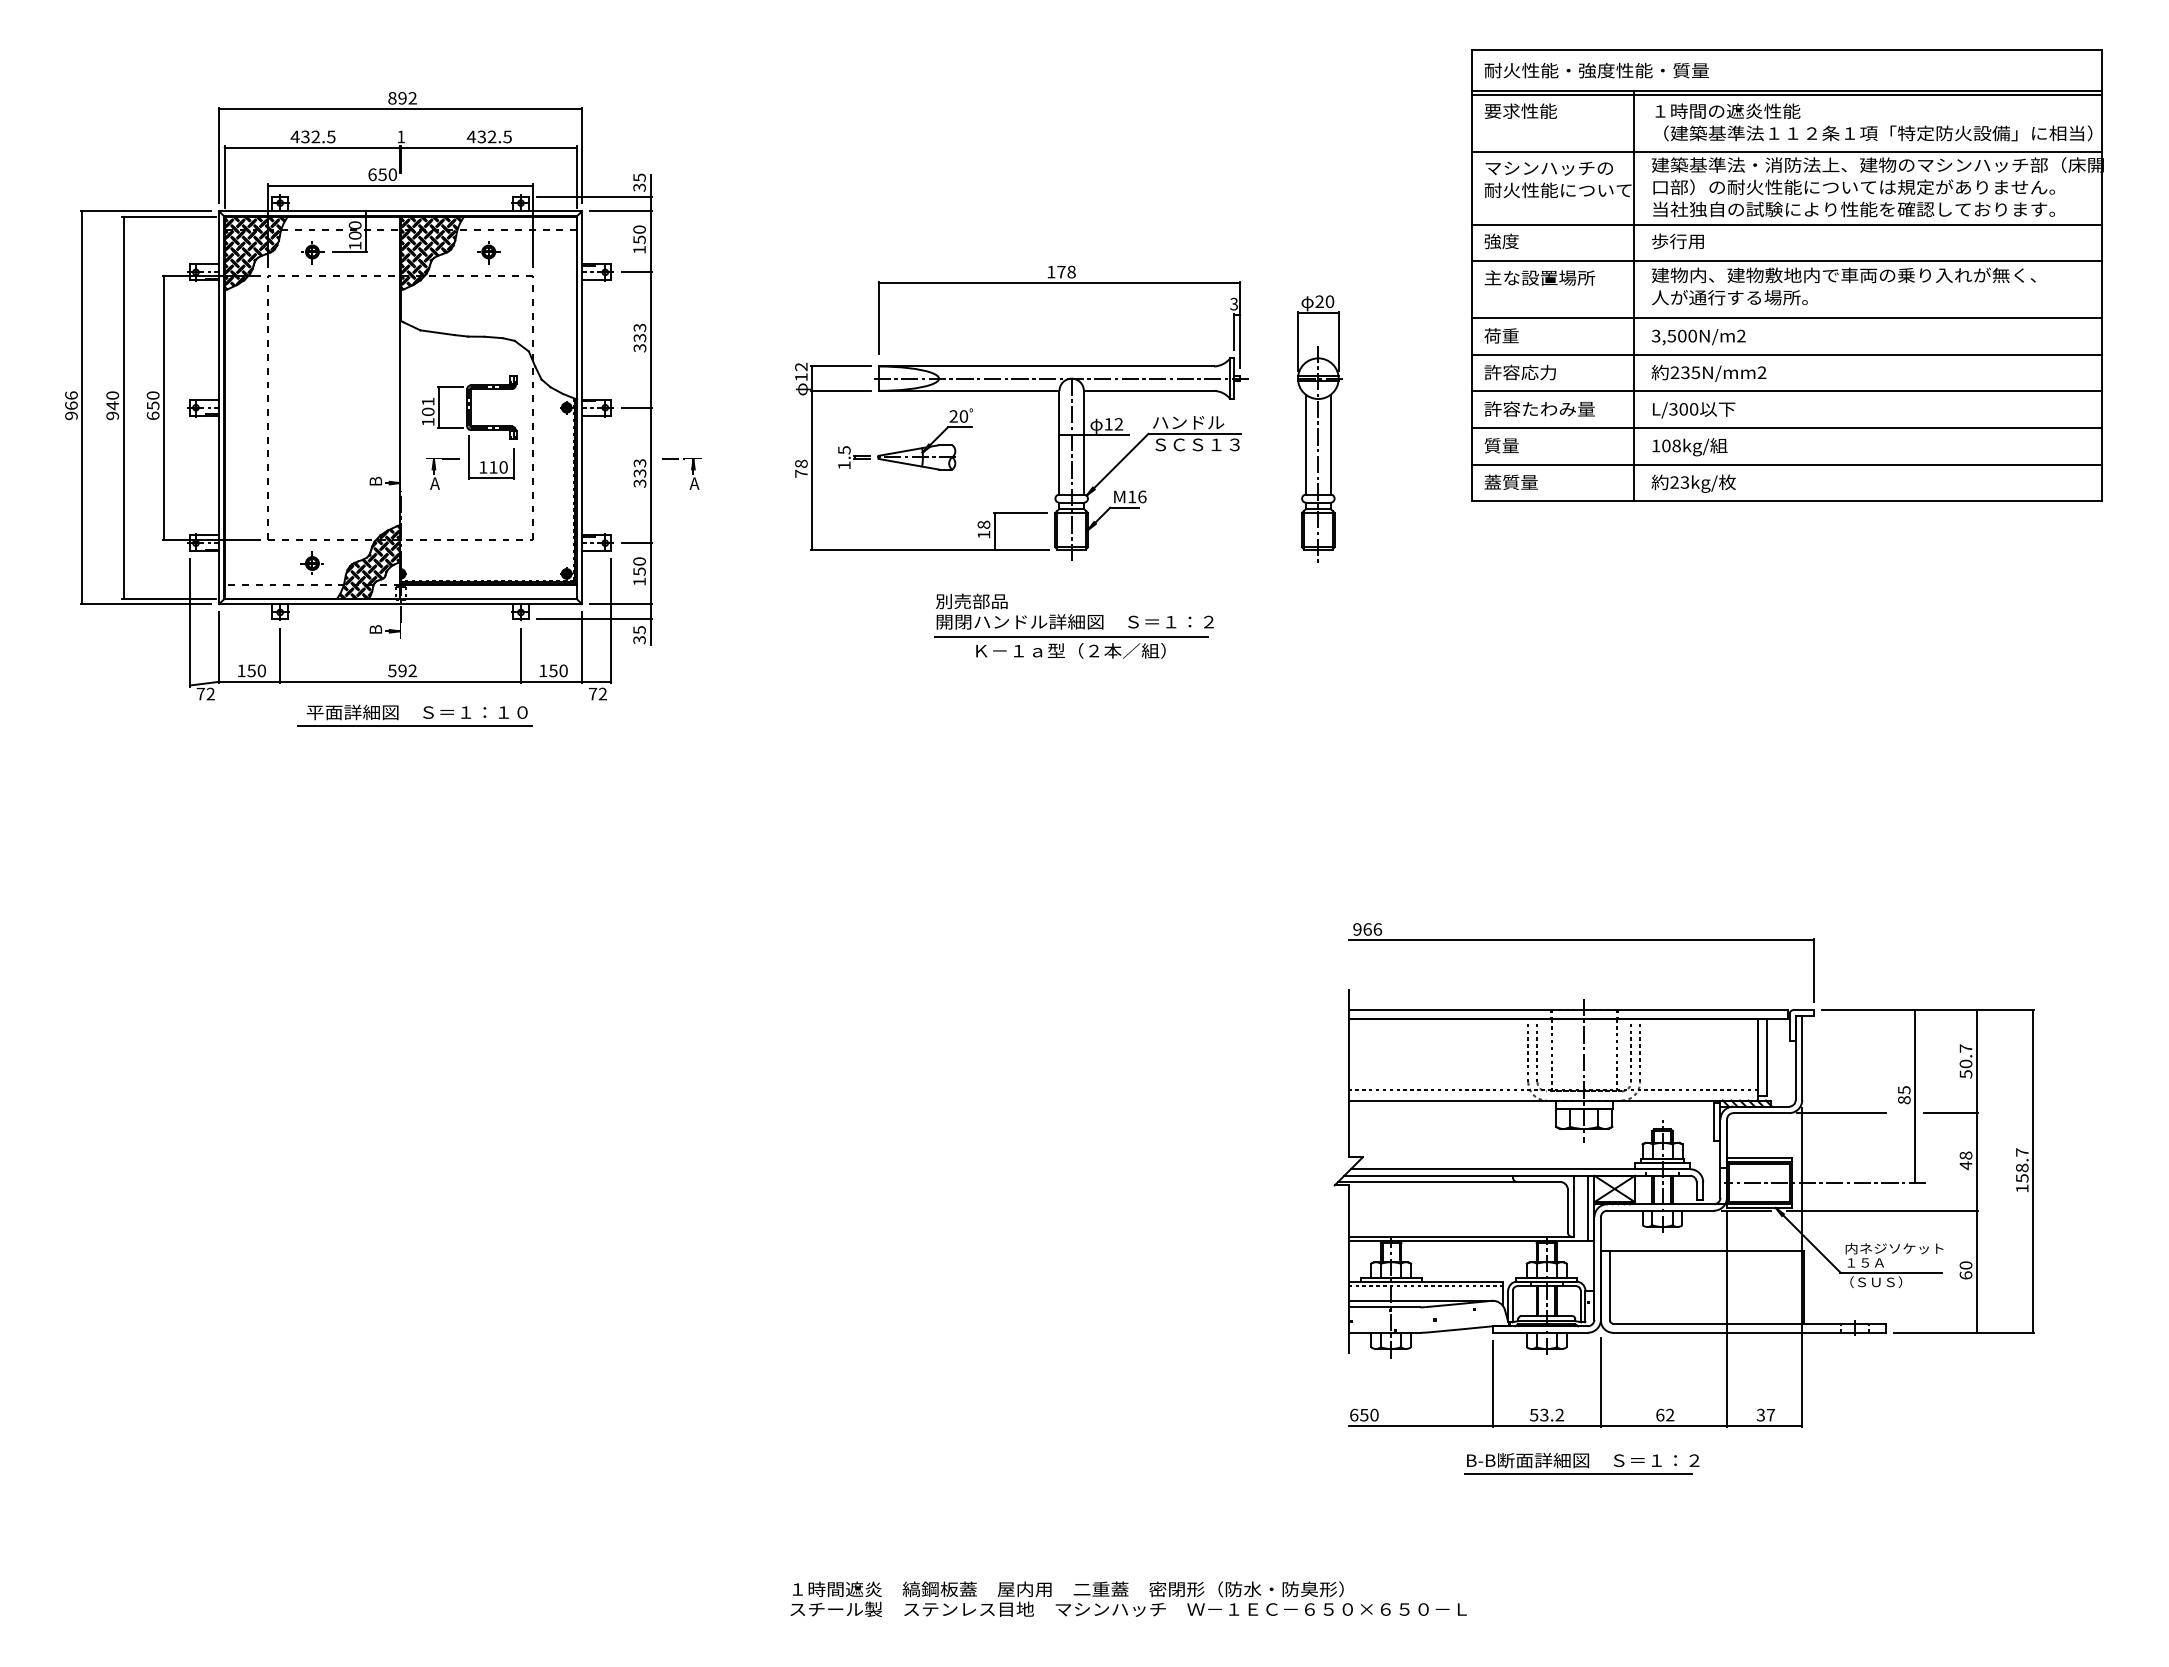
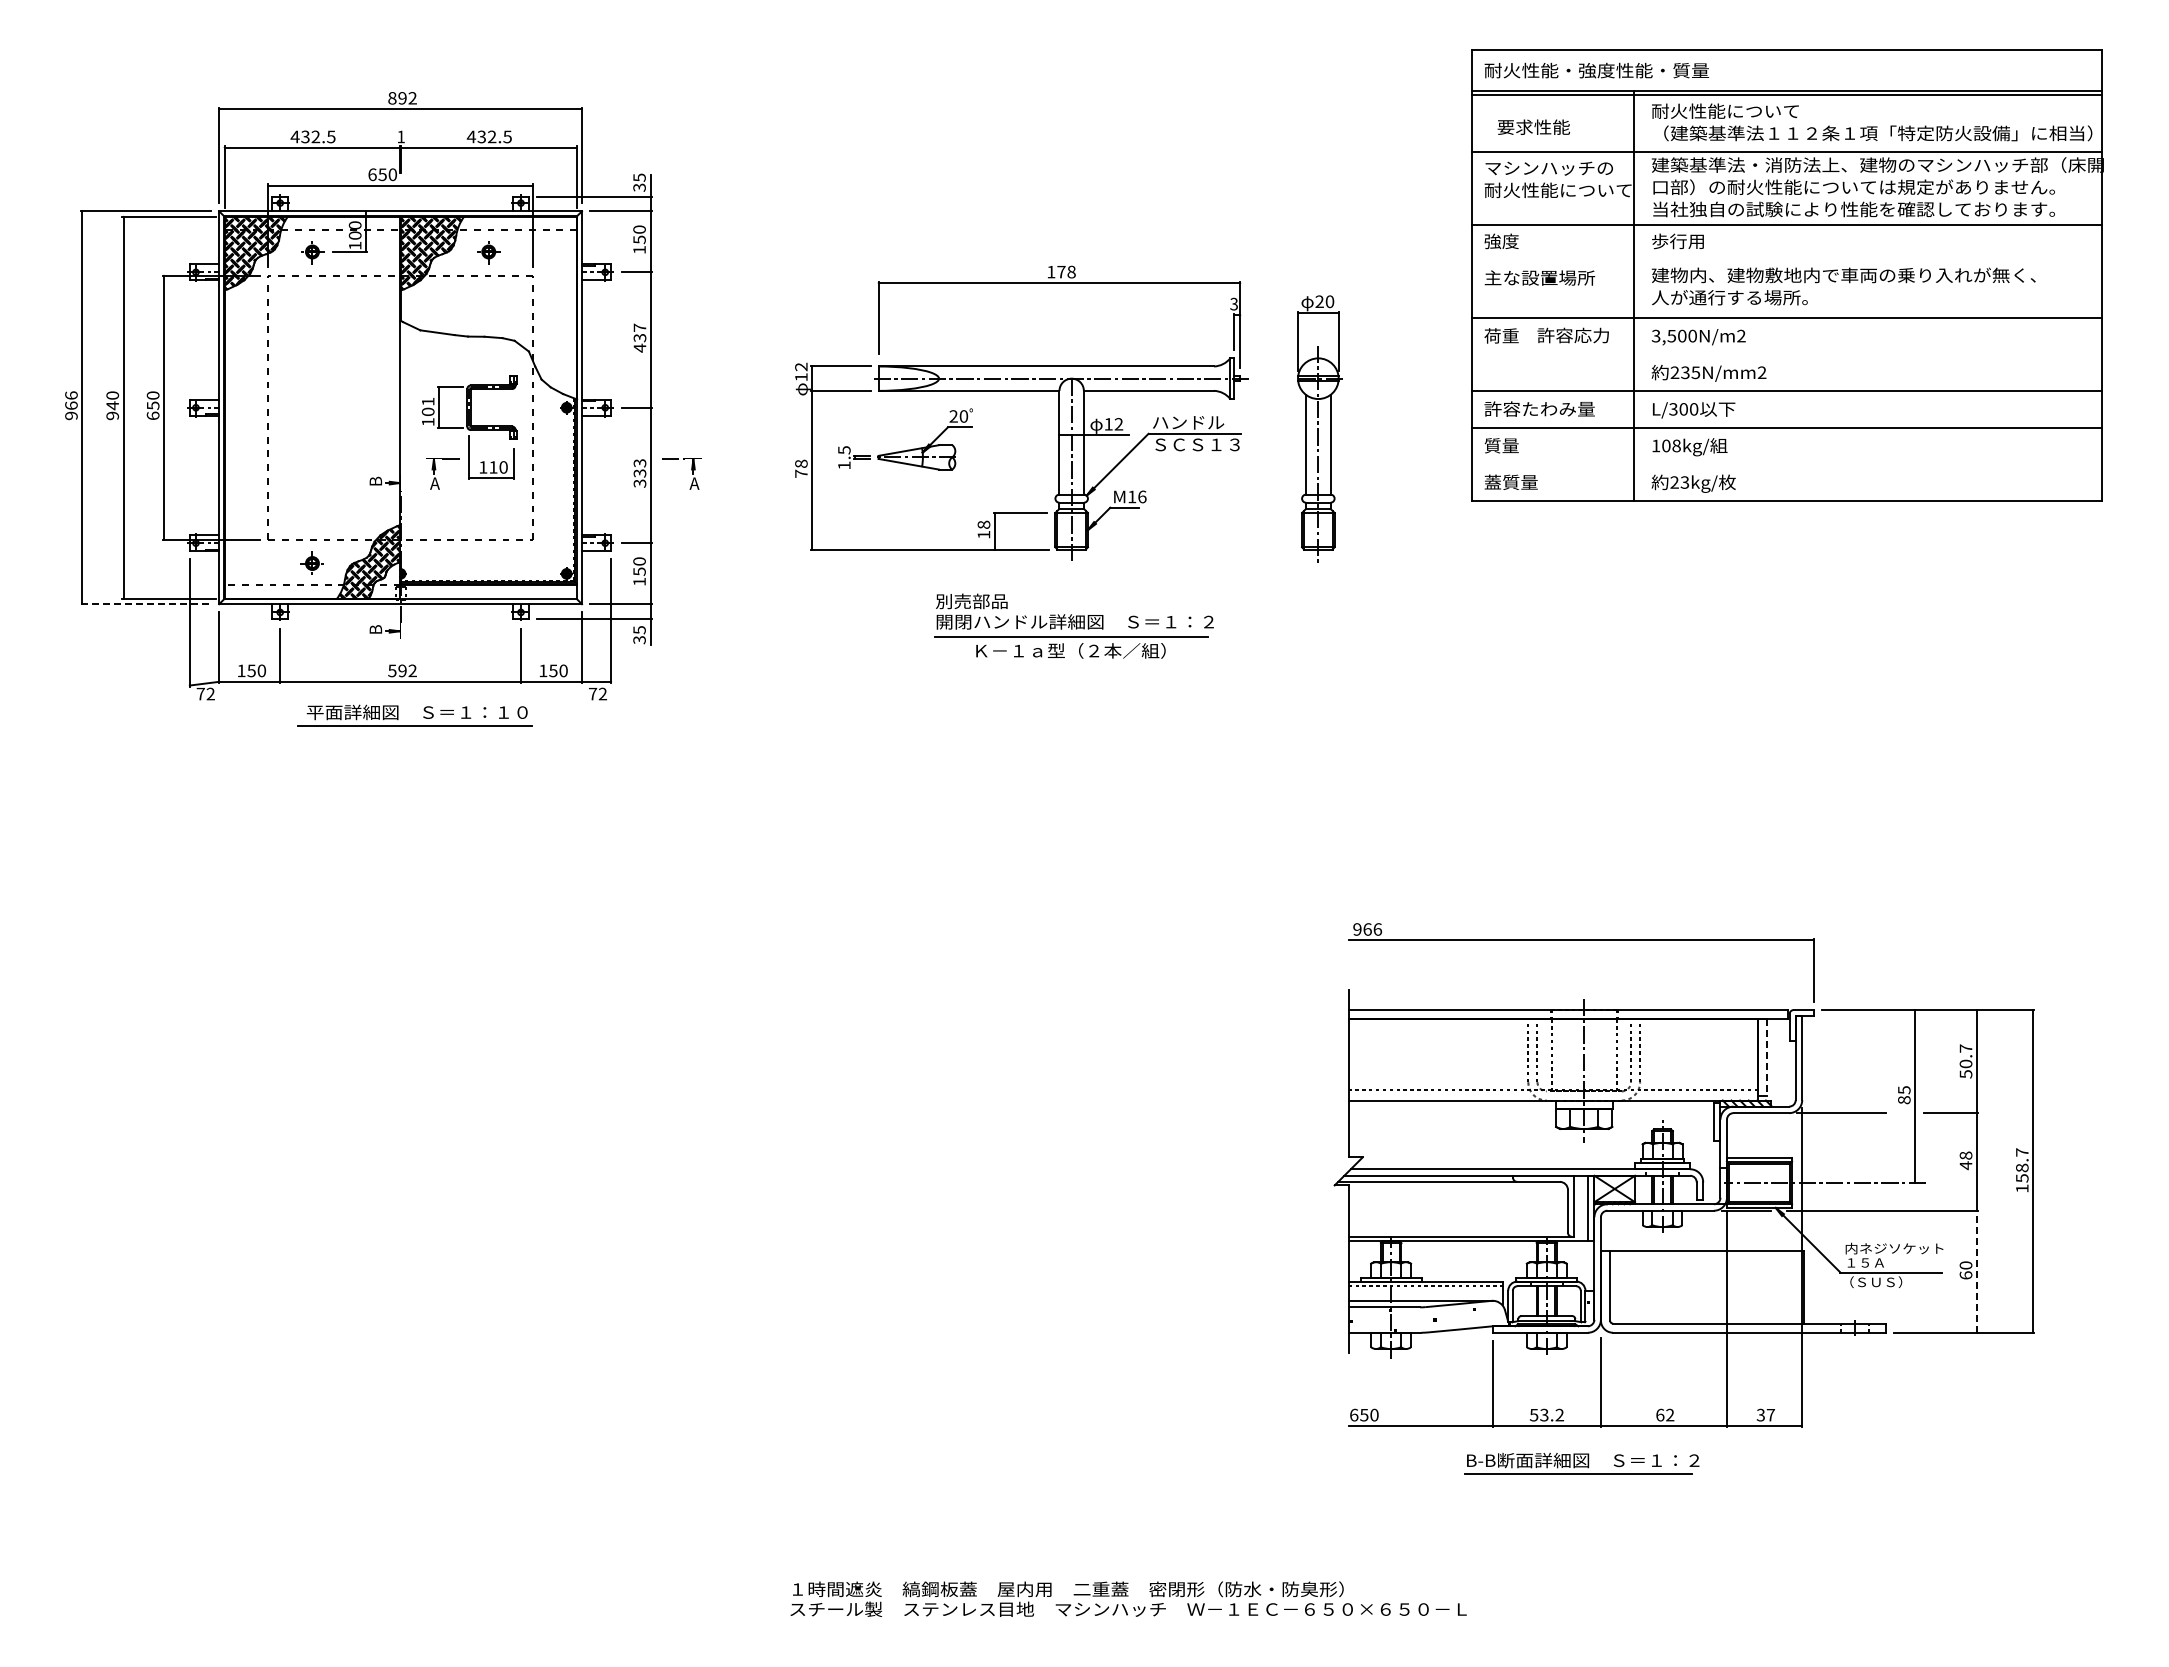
text position: (1520, 110) -> (1533, 126) (1533, 126)
text: １時間の遮炎性能 -> 耐火性能について (1726, 110)
line: present -> none (1786, 261)
text: 333 -> 437 (639, 337)
line: present -> none (1786, 354)
text position: (1519, 372) -> (1572, 335) (1572, 335)
line: present -> none (1786, 464)
line: solid -> dashed (146, 604)
line: solid -> dashed (1767, 1057)
line: solid -> dashed (1976, 1271)
